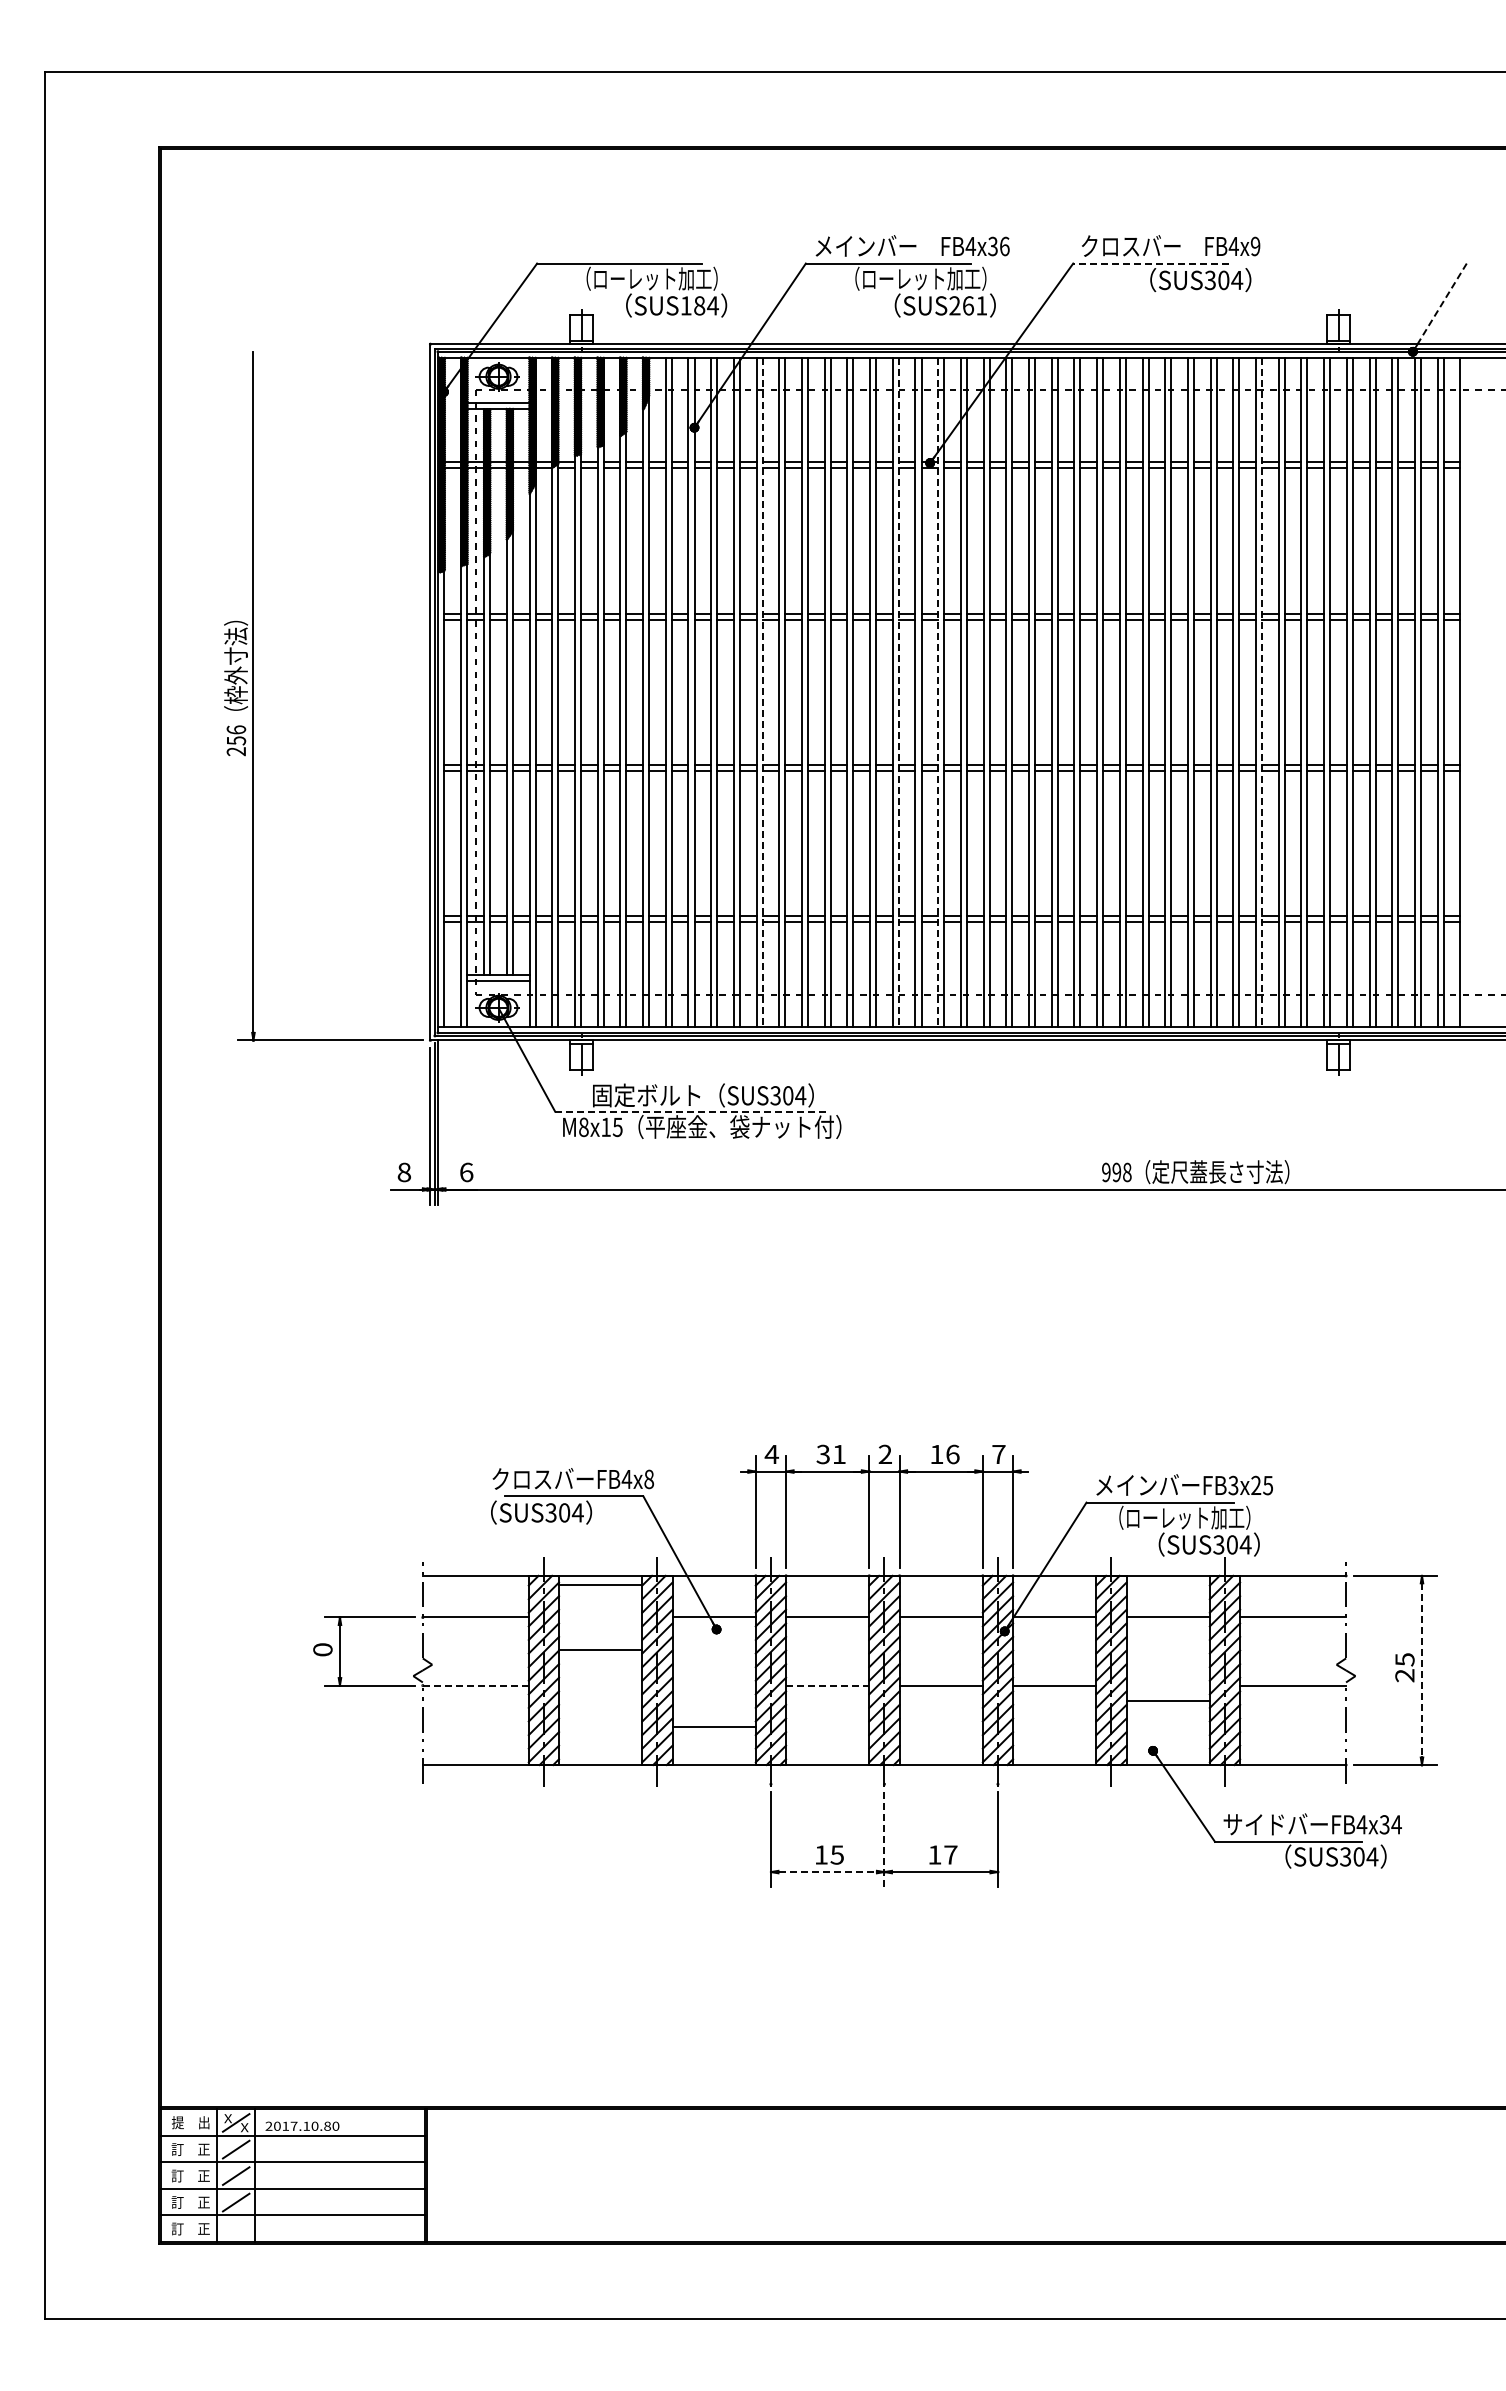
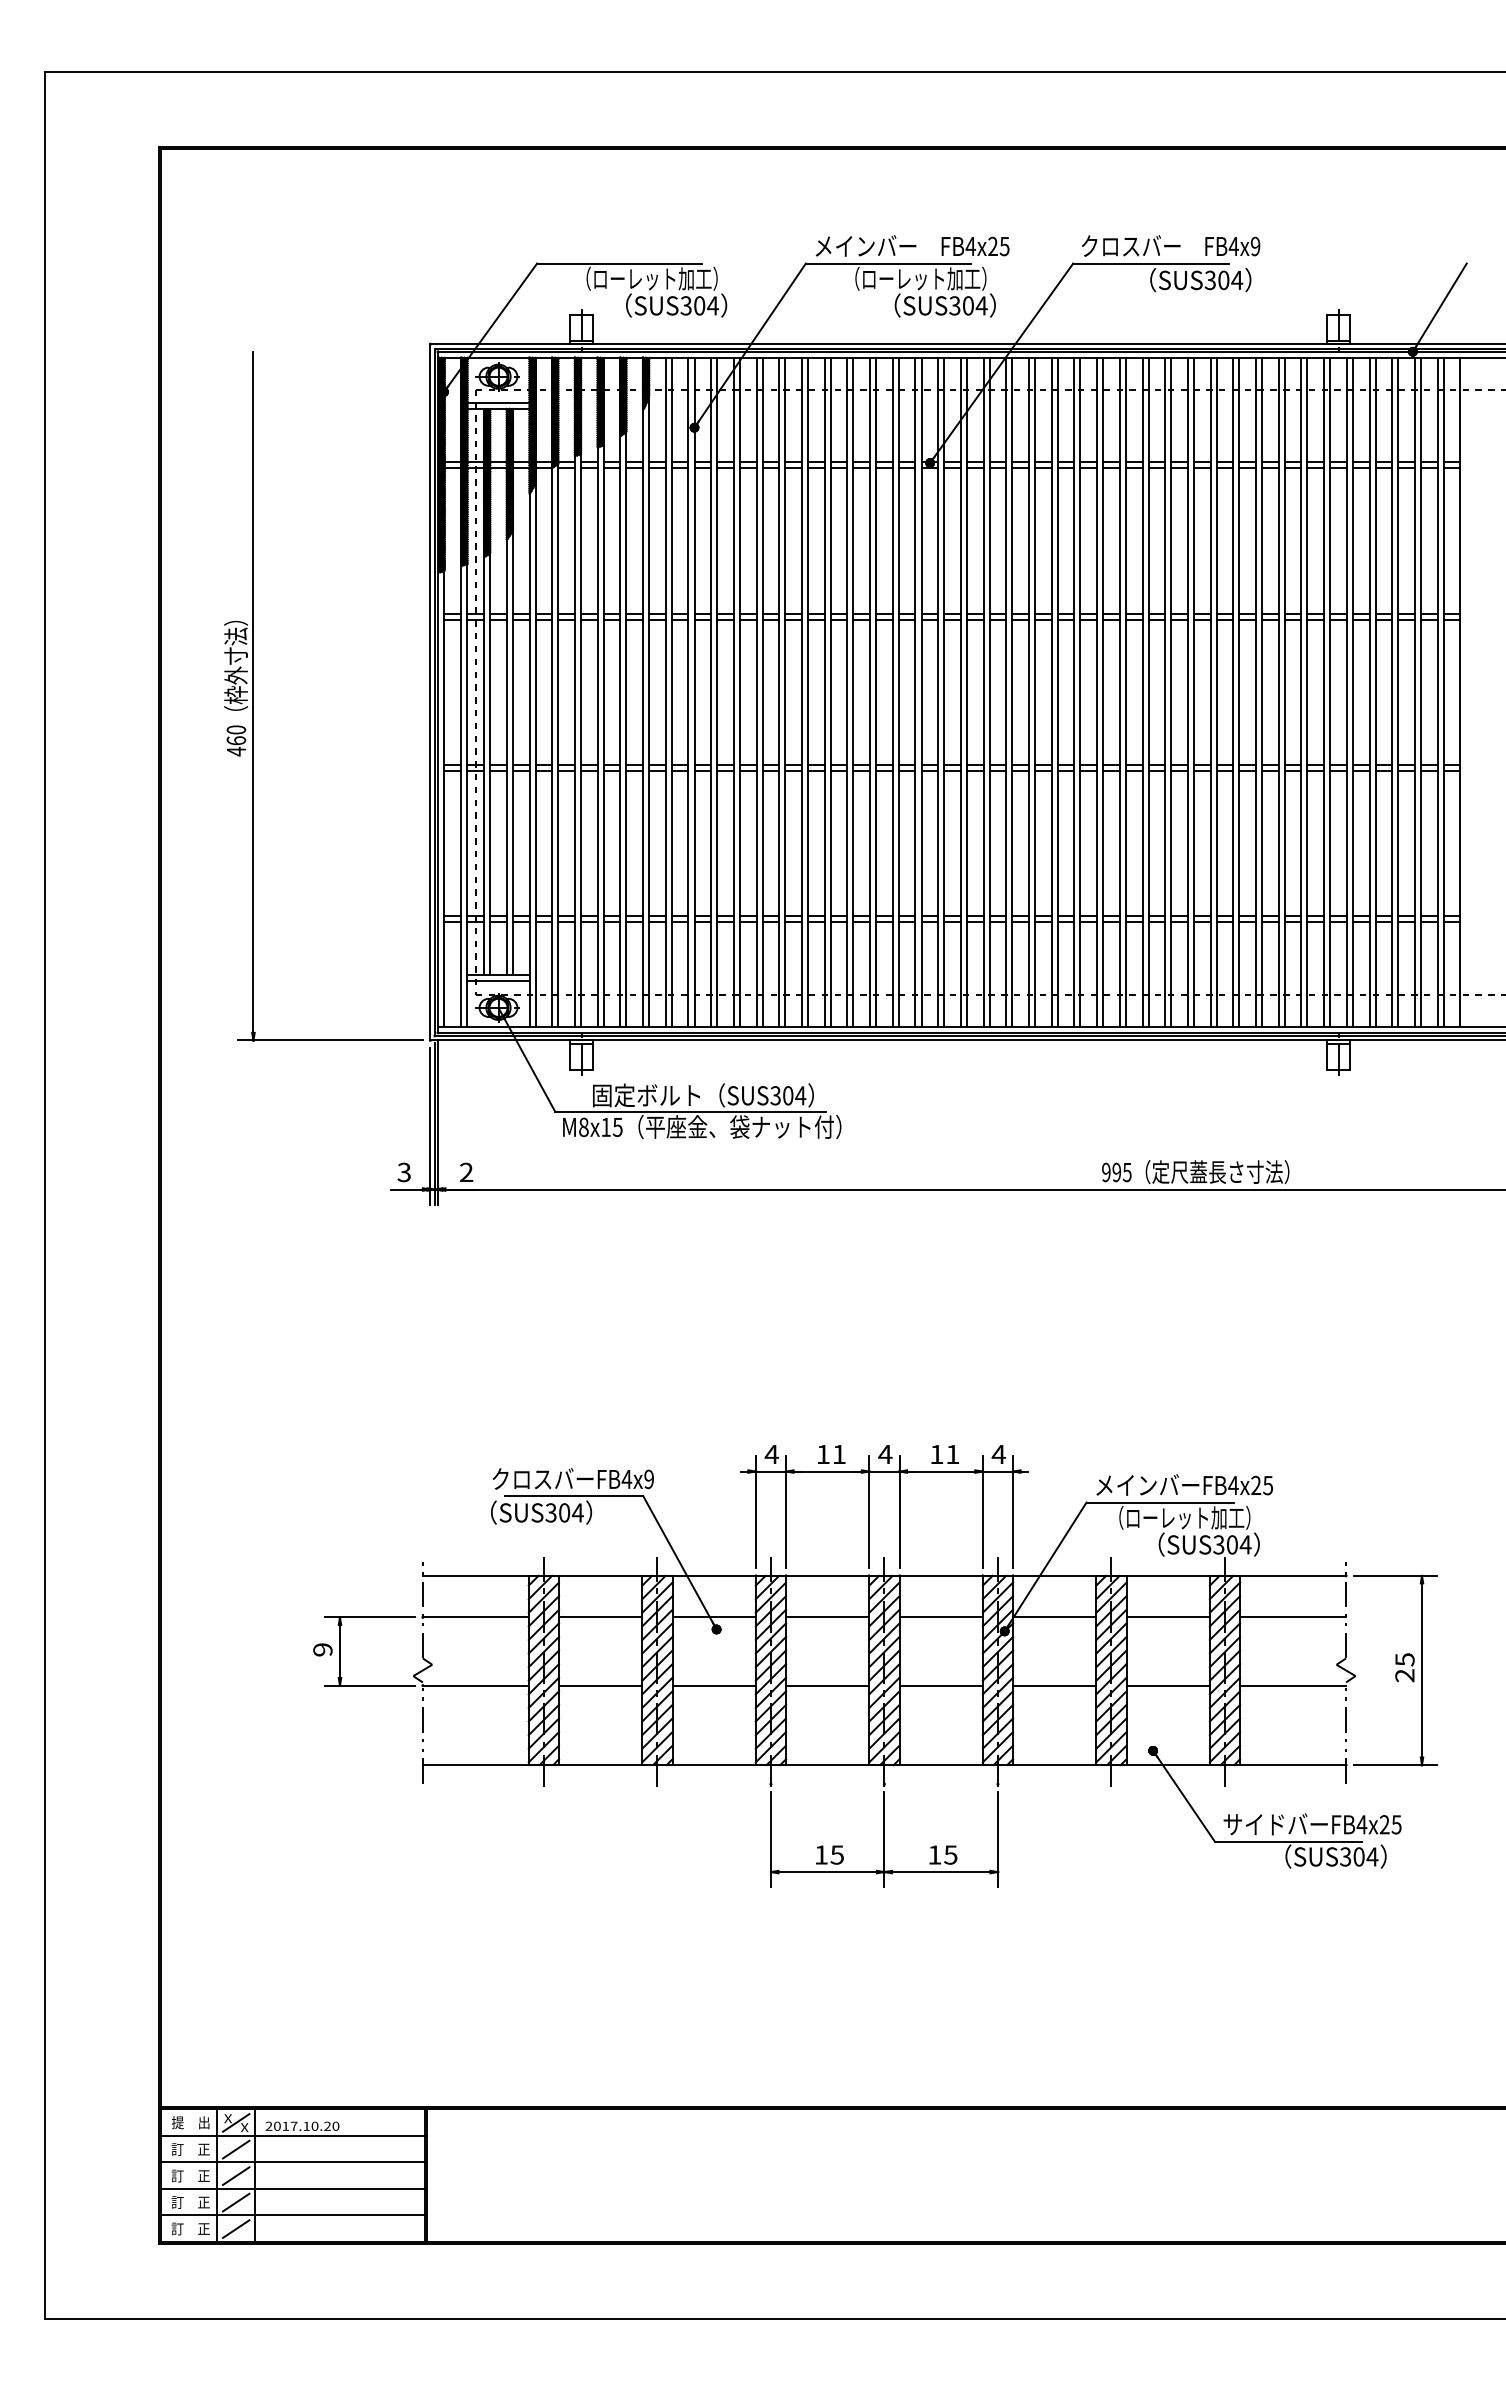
text: FB4x36 -> FB4x25 (998, 246)
line: dashed -> solid (1150, 263)
text: SUS184 -> SUS304 (692, 305)
text: SUS261 -> SUS304 (968, 305)
line: dashed -> solid (1440, 307)
line: dashed -> solid (762, 692)
line: dashed -> solid (898, 692)
line: dashed -> solid (938, 692)
line: dashed -> solid (1262, 692)
text: 256 -> 460 (236, 740)
line: dashed -> solid (689, 1111)
text: 8 -> 3 (404, 1172)
text: 6 -> 2 (466, 1172)
text: 998 -> 995 (1126, 1172)
text: 2 -> 4 (885, 1453)
text: 31 -> 11 (822, 1454)
text: 16 -> 11 (952, 1454)
text: 7 -> 4 (998, 1454)
text: FB4x8 -> FB4x9 (649, 1479)
text: FB3x25 -> FB4x25 (1233, 1485)
line position: (600, 1585) -> (600, 1617) (600, 1617)
text: 0 -> 9 (322, 1649)
line position: (600, 1649) -> (600, 1685) (600, 1685)
line: dashed -> solid (1422, 1670)
line: dashed -> solid (475, 1685)
line: dashed -> solid (827, 1685)
line position: (1167, 1700) -> (1167, 1685) (1167, 1685)
line position: (713, 1726) -> (713, 1685) (713, 1685)
text: FB4x34 -> FB4x25 (1390, 1824)
line: dashed -> solid (884, 1839)
text: 17 -> 15 (950, 1854)
line: dashed -> solid (828, 1872)
text: 2017.10.80 -> 2017.10.20 (327, 2125)
line: none -> present (235, 2228)
